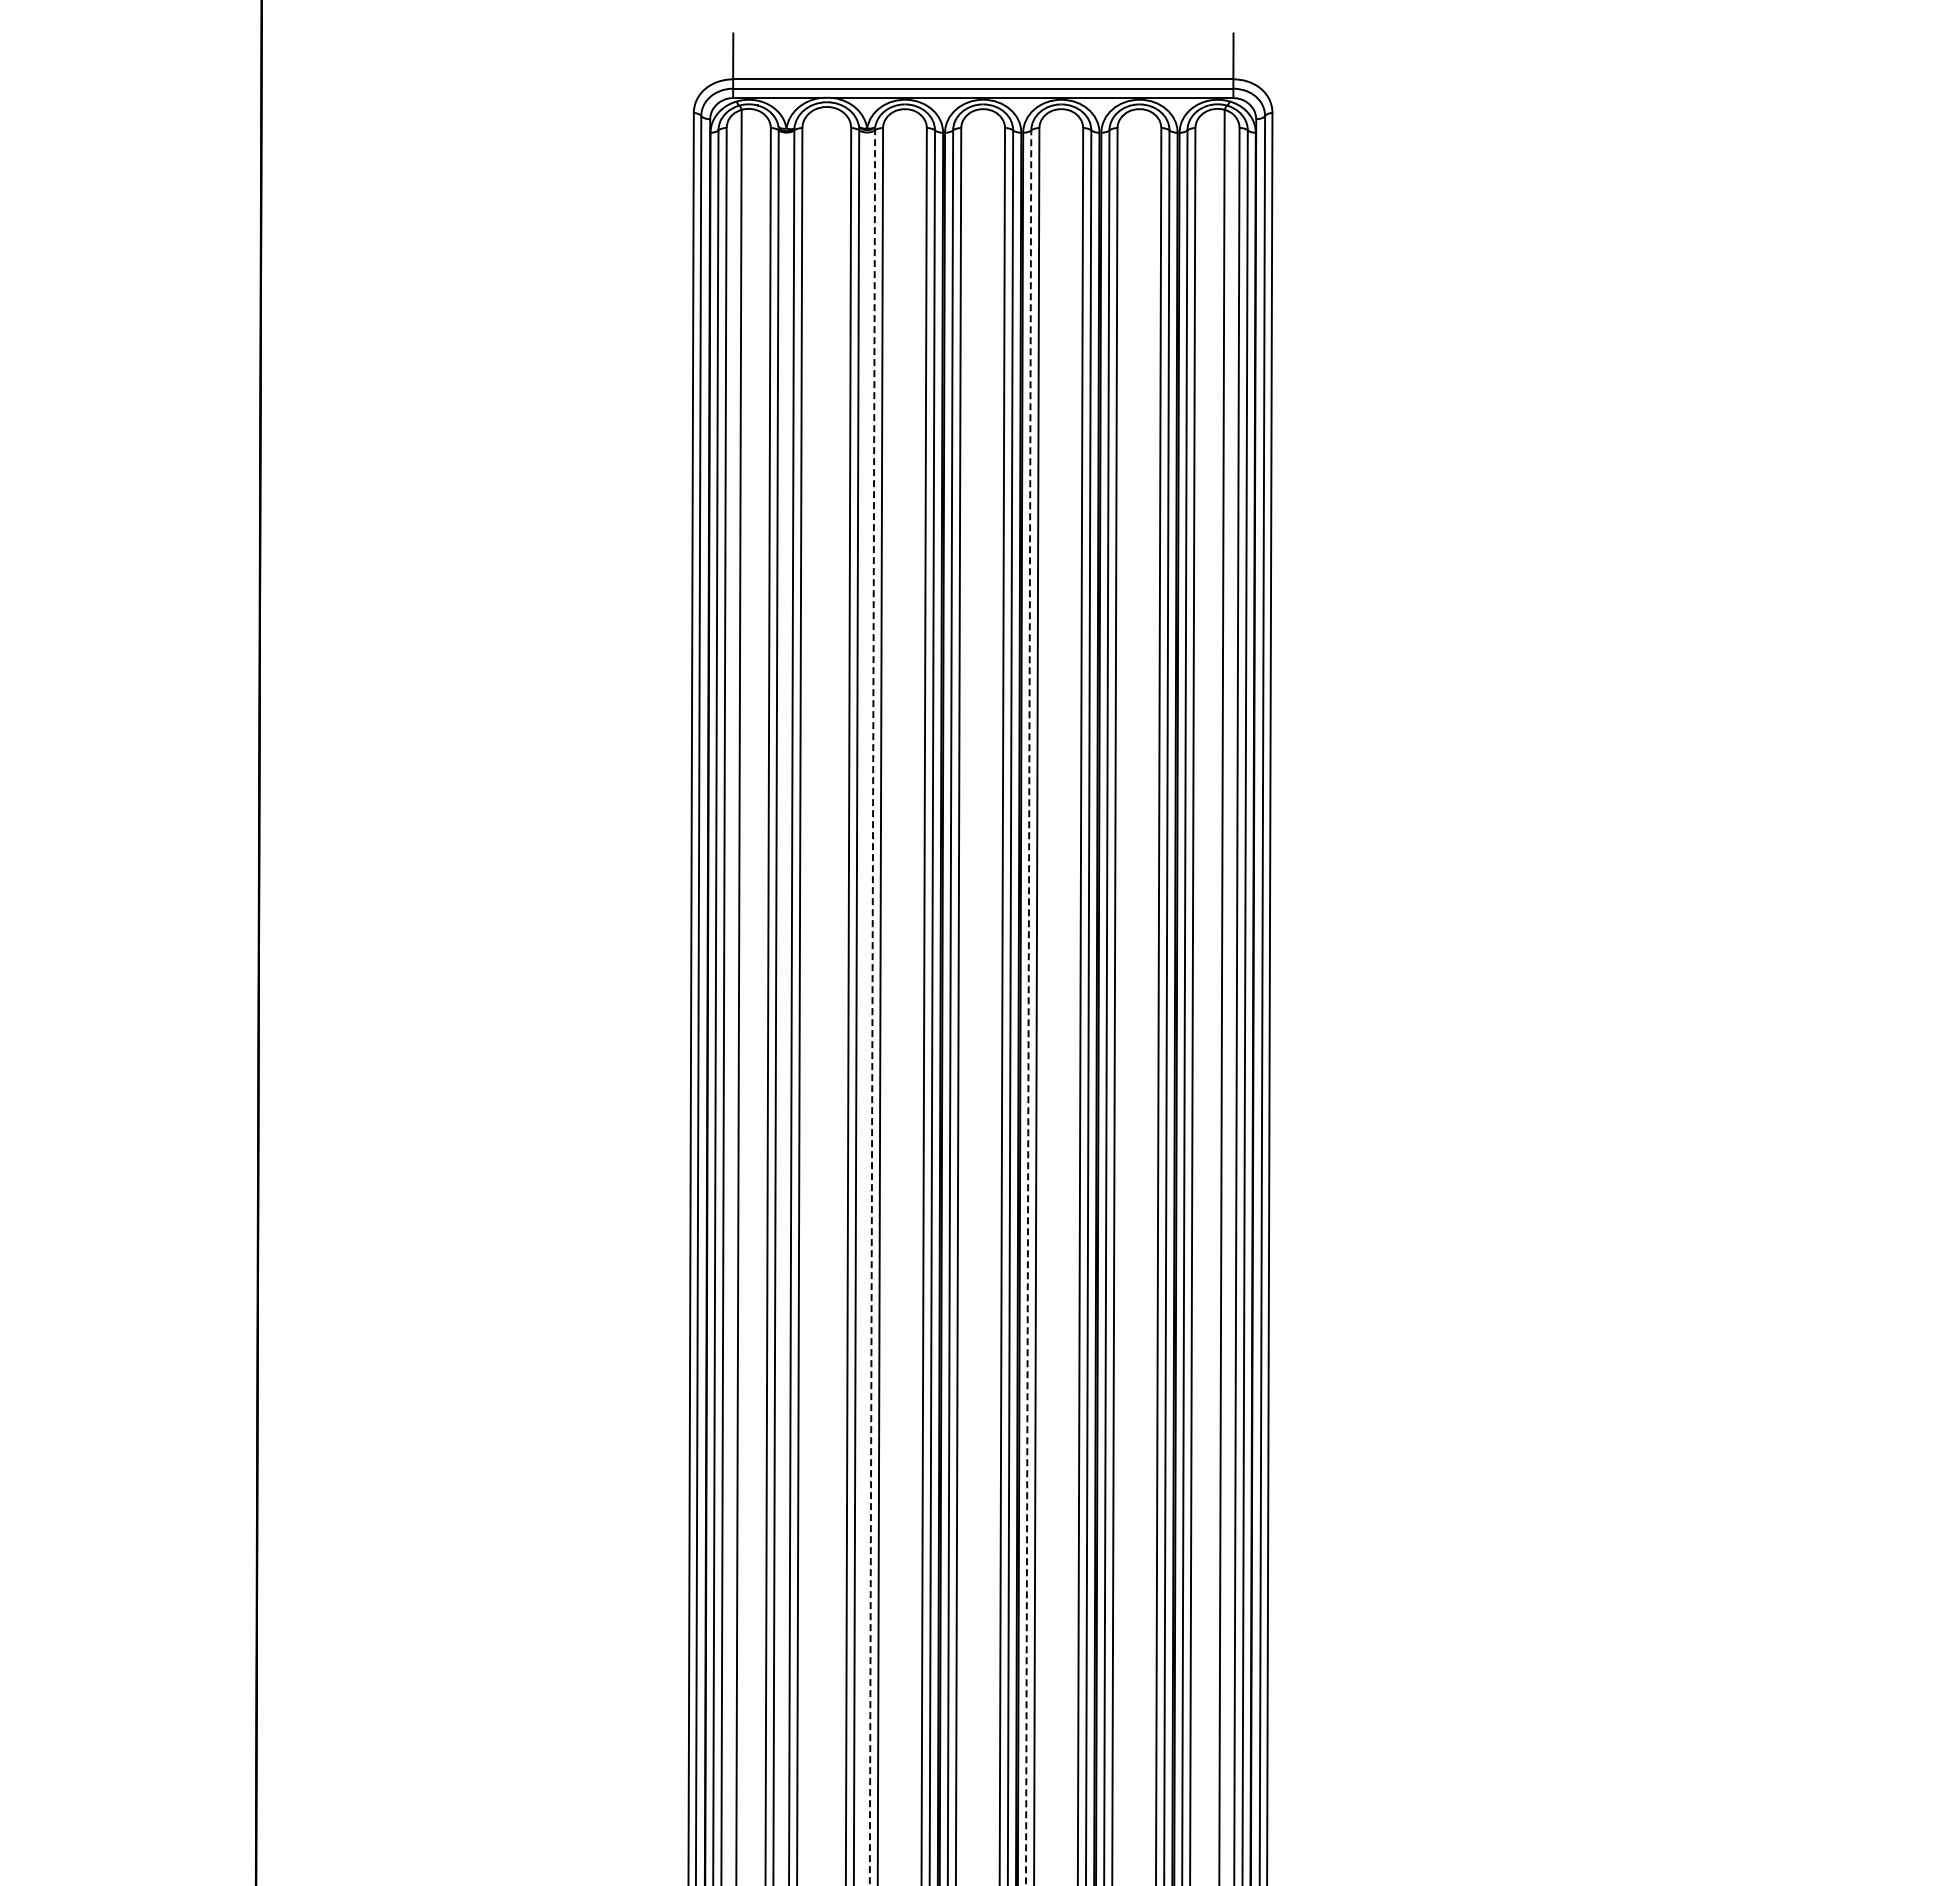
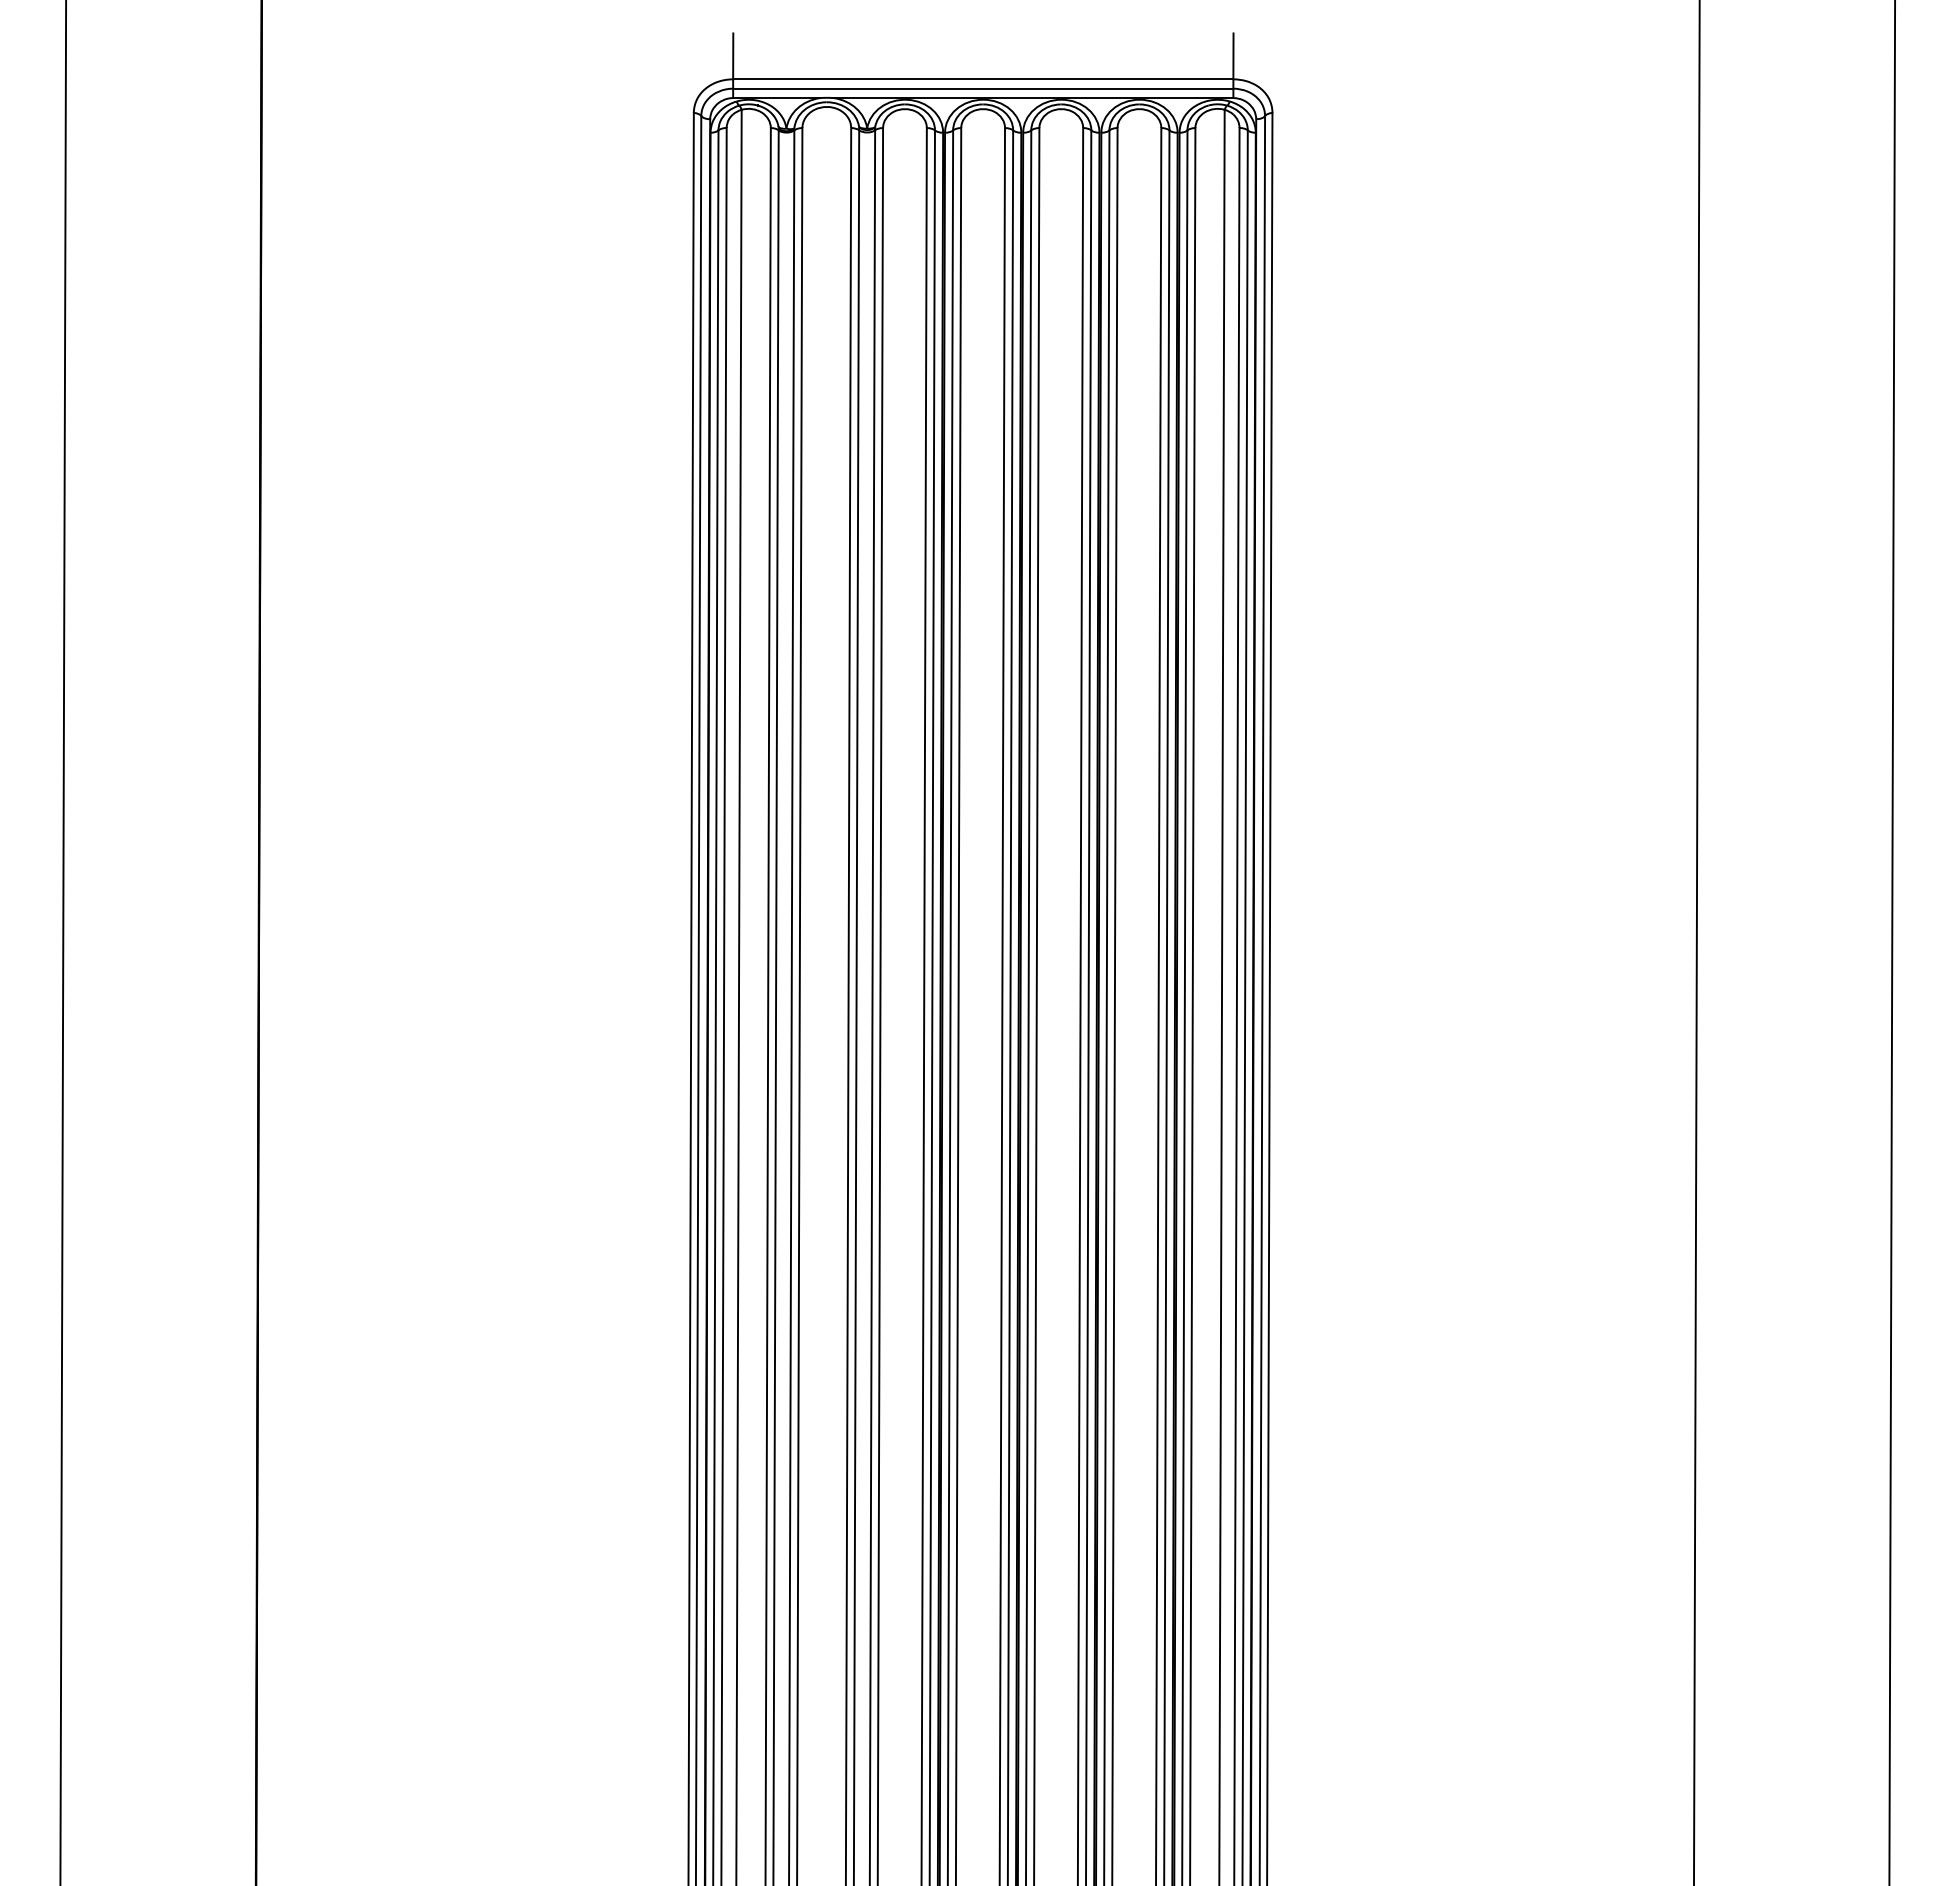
line: none -> present (63, 942)
line: none -> present (1696, 942)
line: none -> present (1892, 942)
line: dashed -> solid (872, 1007)
line: dashed -> solid (1028, 1007)
